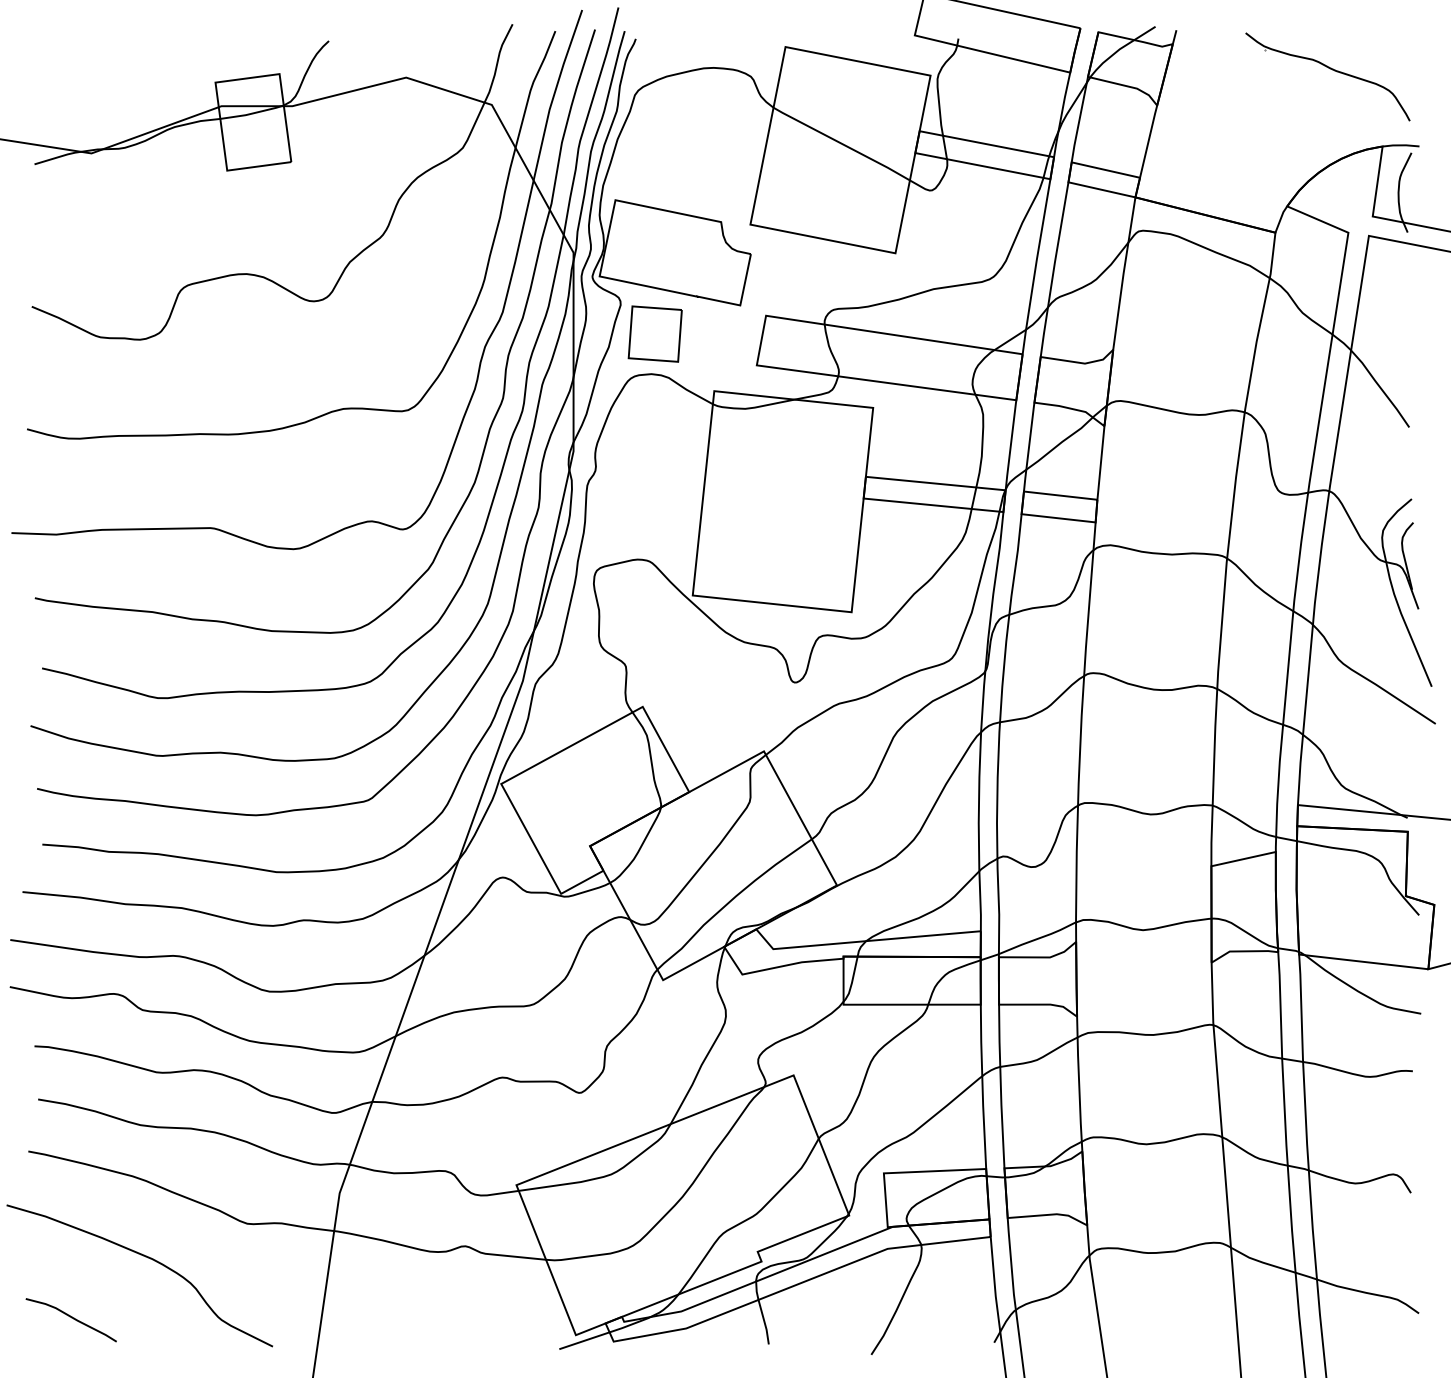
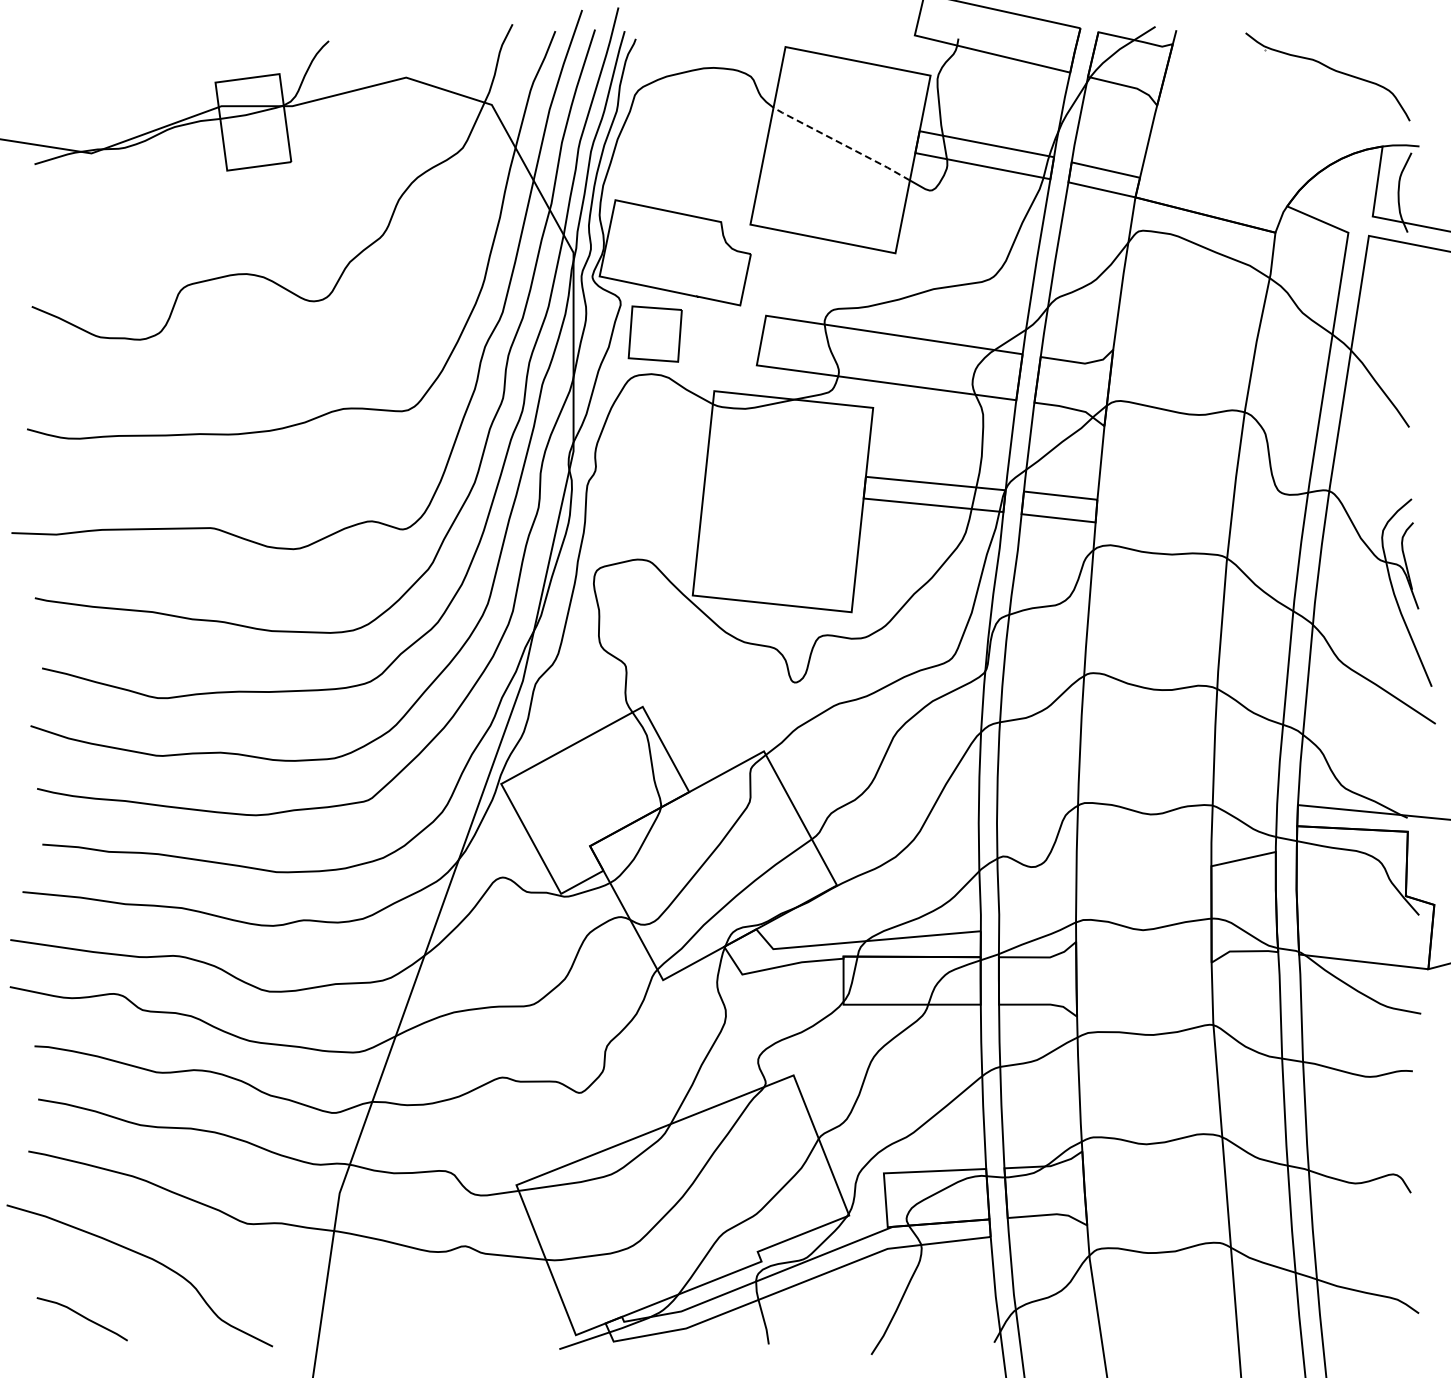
line: solid -> dashed (841, 143)
curve position: (71, 1318) -> (82, 1317) (82, 1317)
